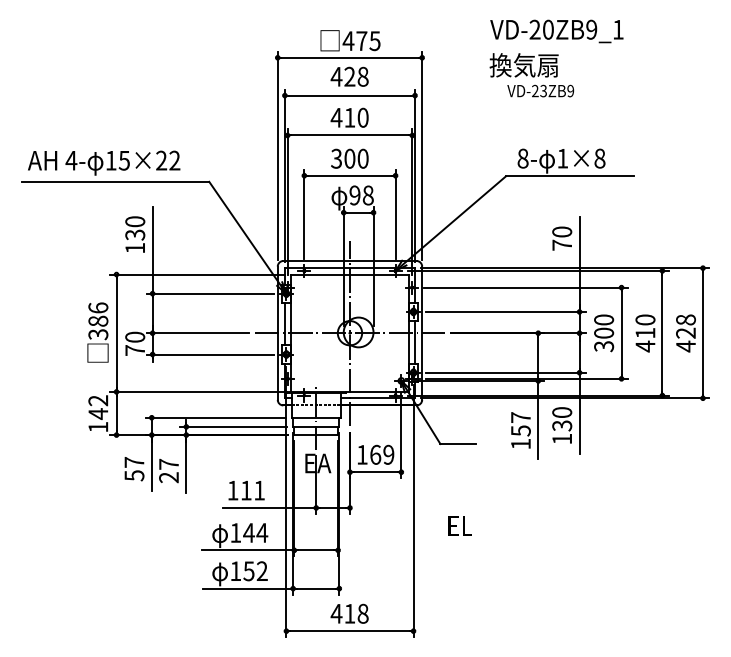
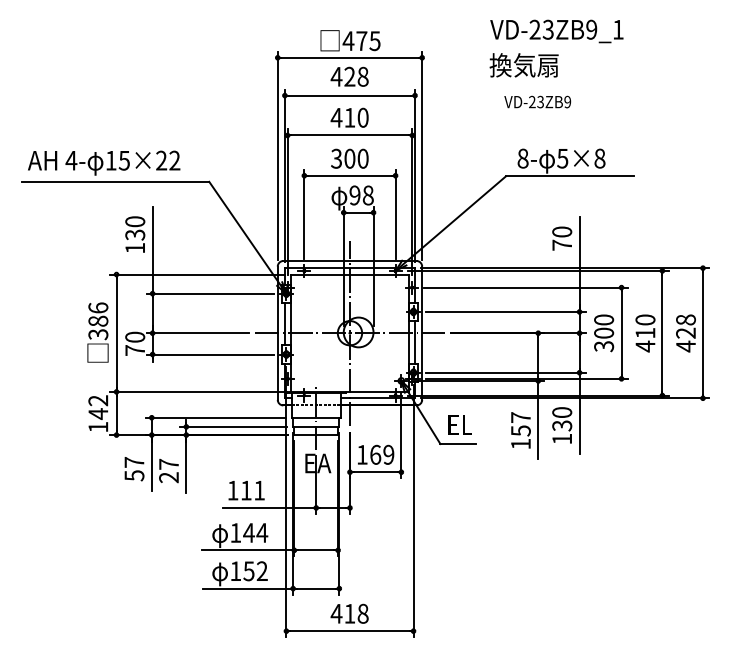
text: VD-20ZB9_1 -> VD-23ZB9_1 (547, 29)
text position: (540, 90) -> (537, 101) (537, 101)
text: 1×8 -> 5×8 (562, 158)
text position: (459, 525) -> (459, 424) (459, 424)
